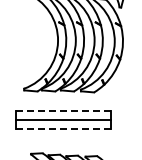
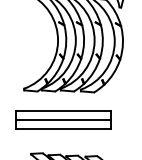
line: dashed -> solid (63, 111)
line: dashed -> solid (63, 129)
